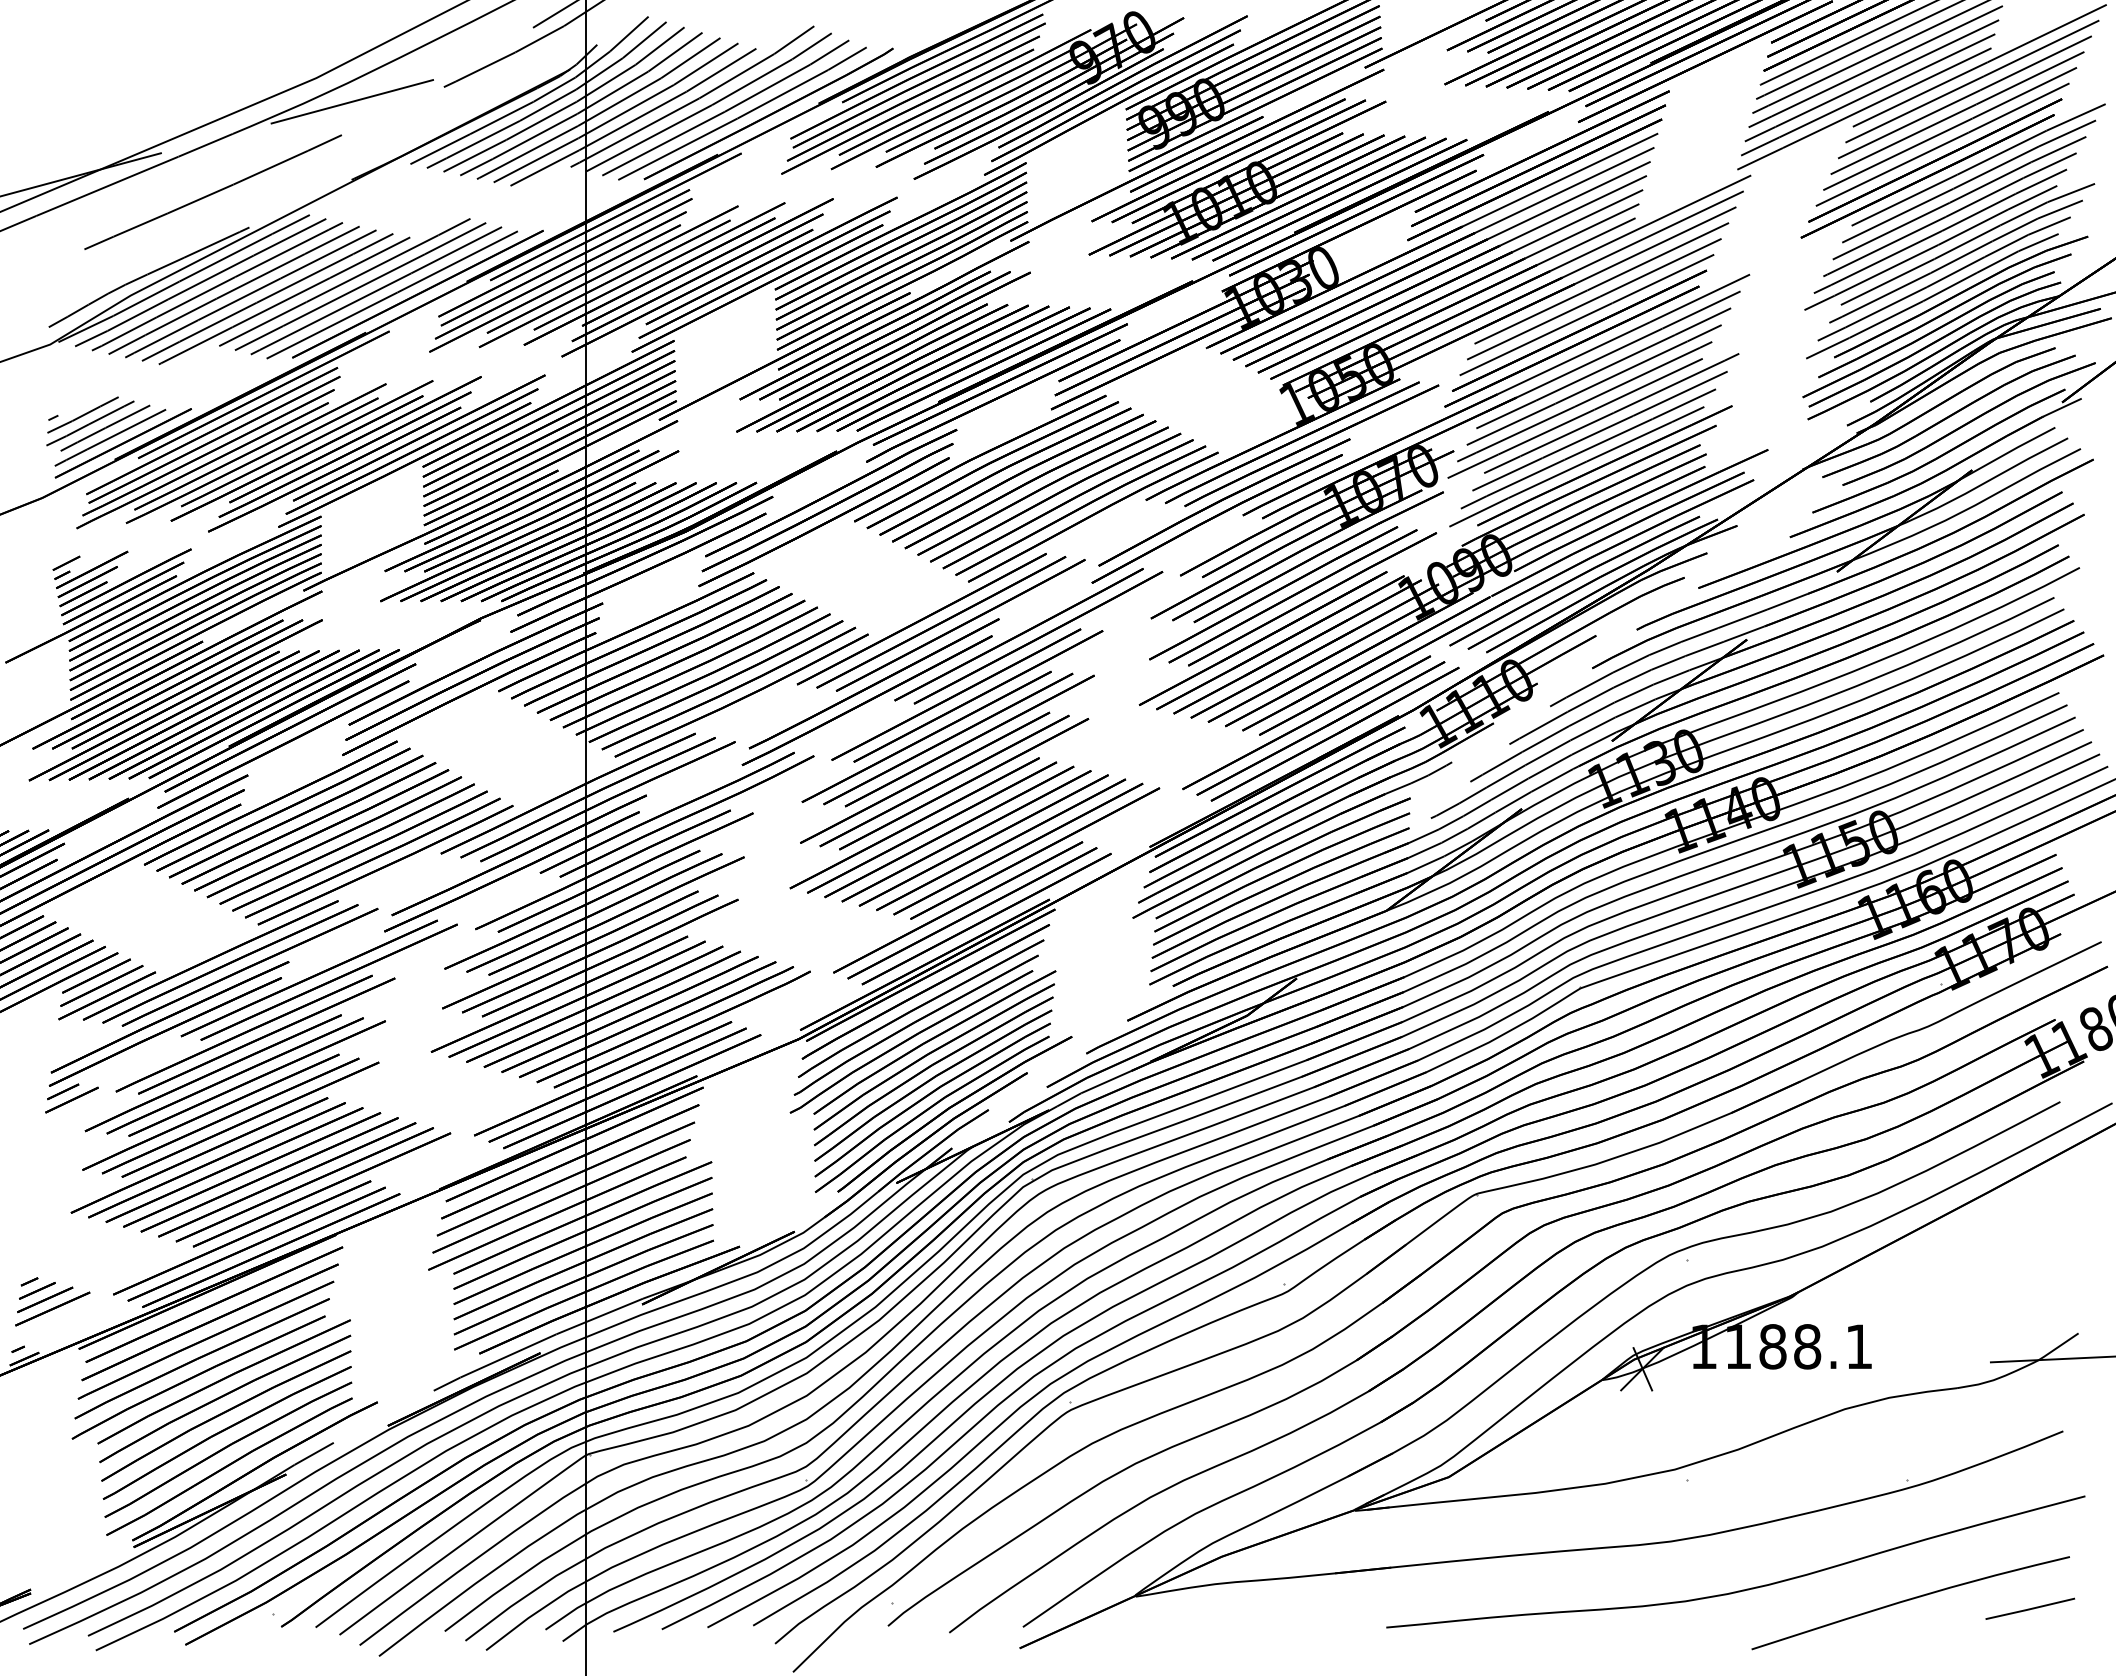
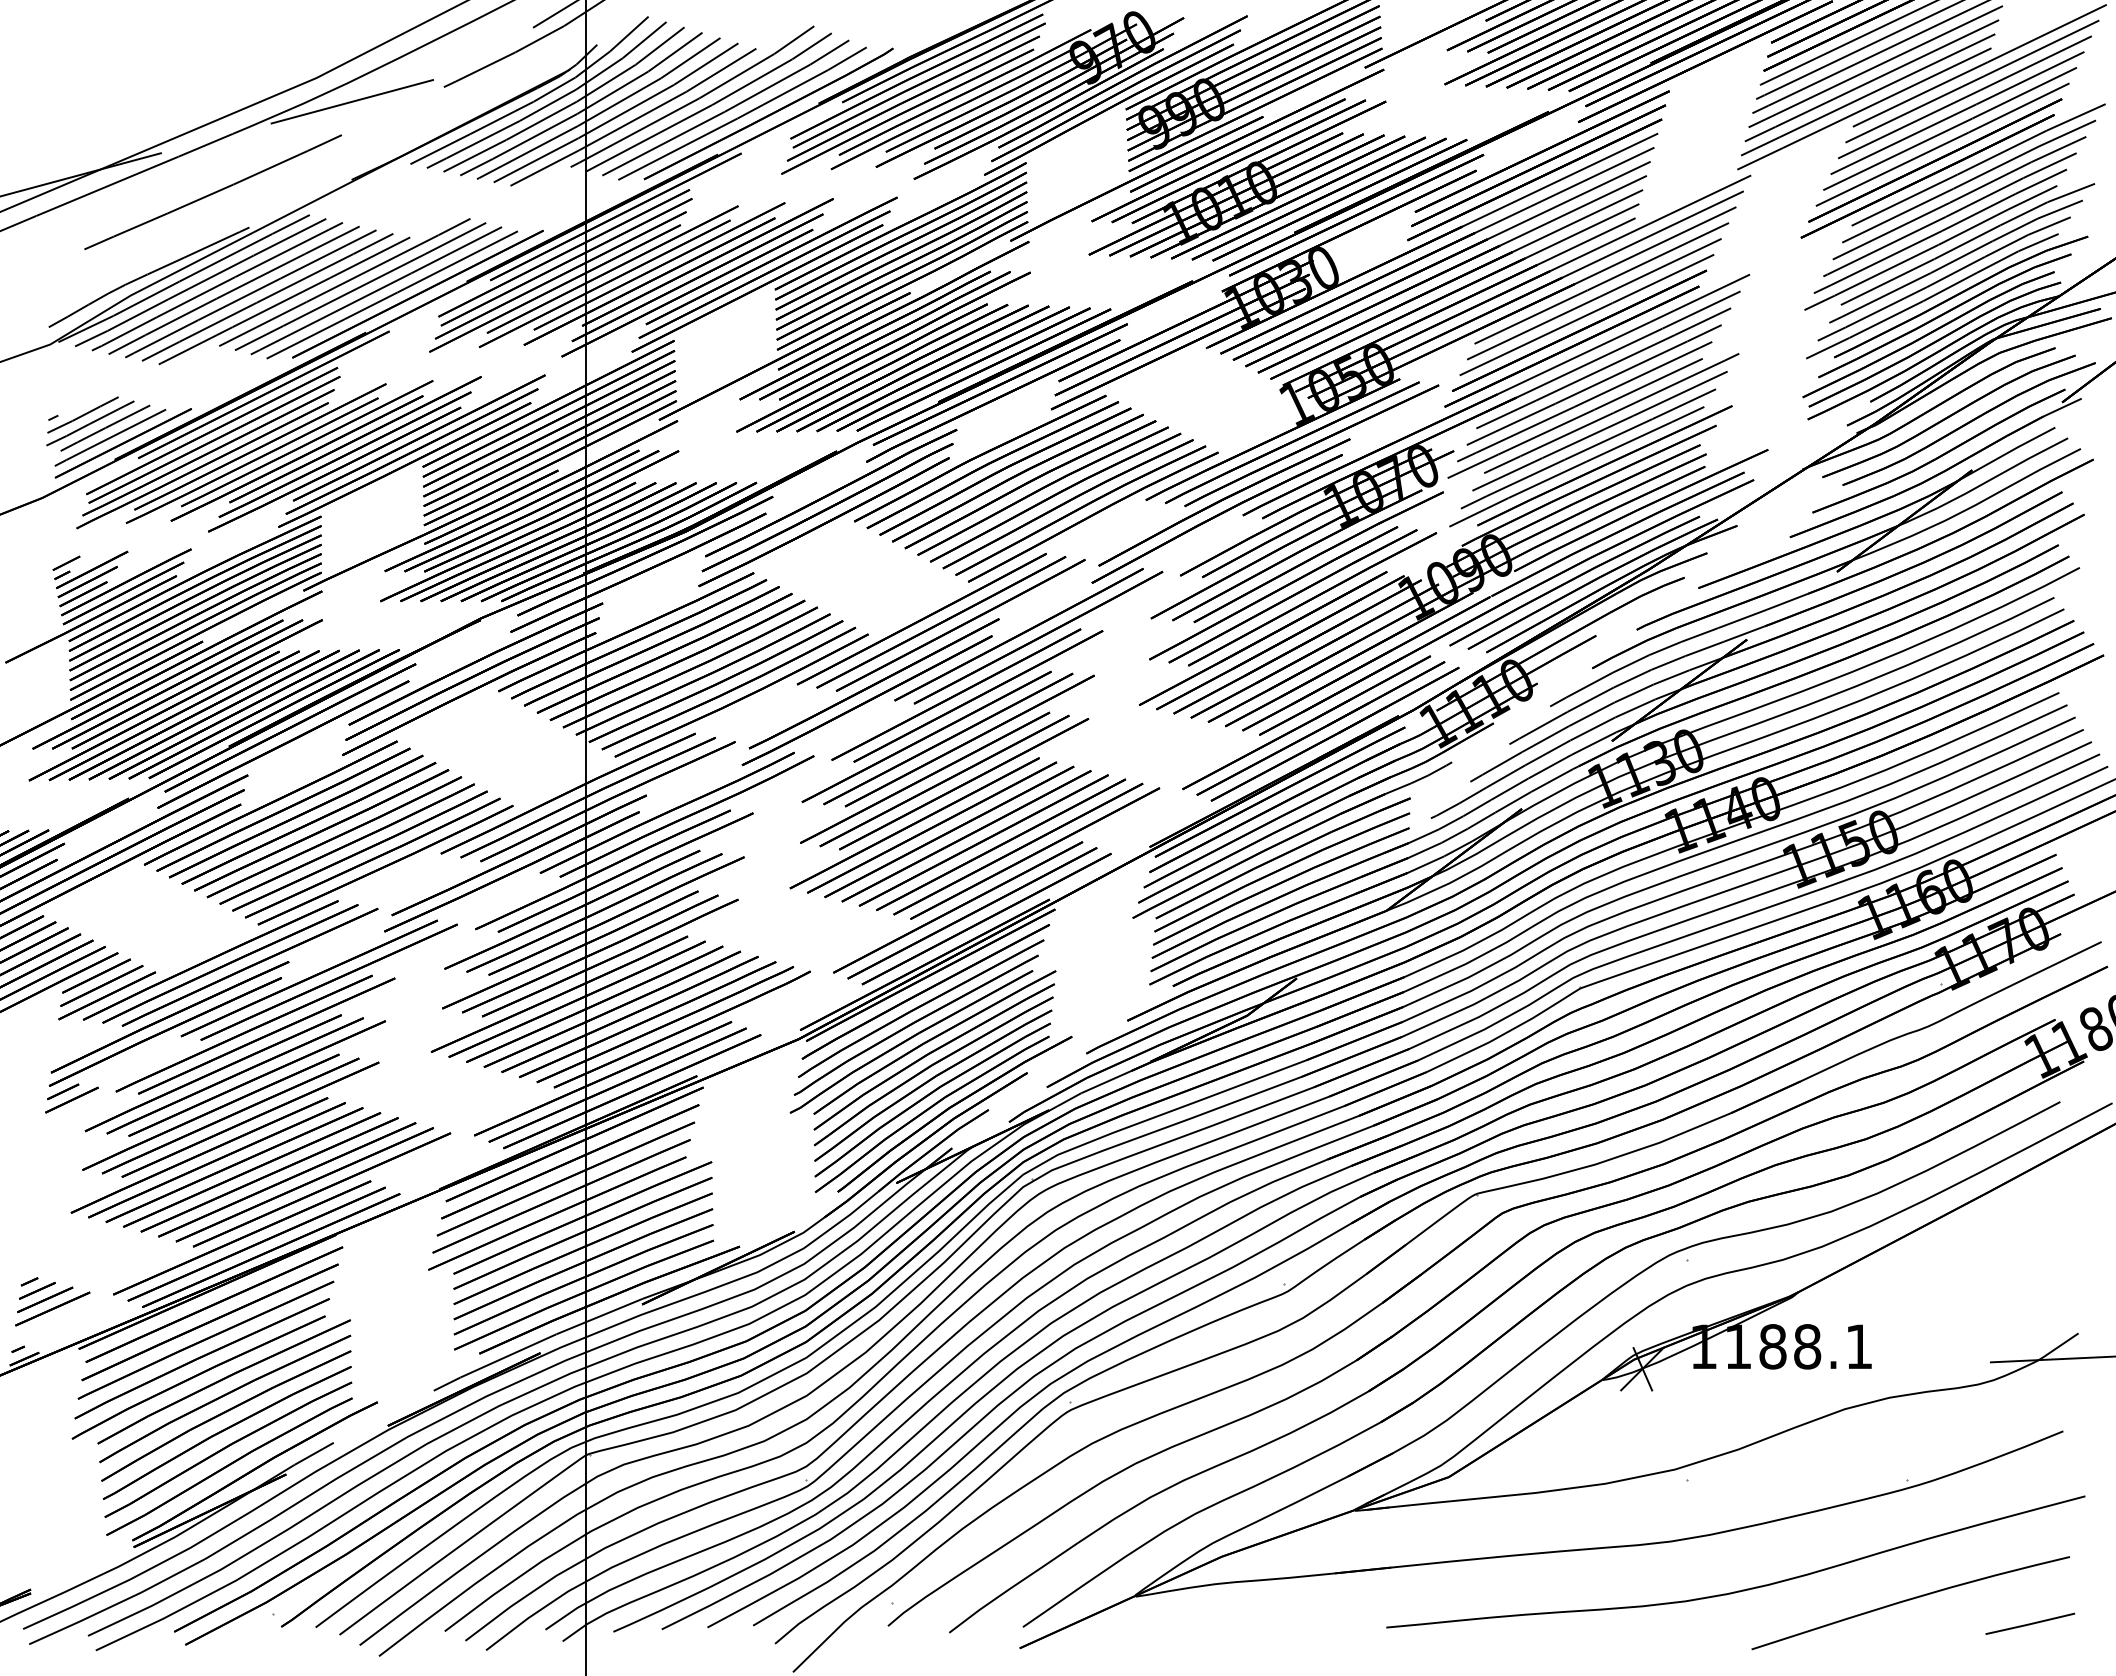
line position: (2030, 1608) -> (2030, 1623) (2030, 1623)
